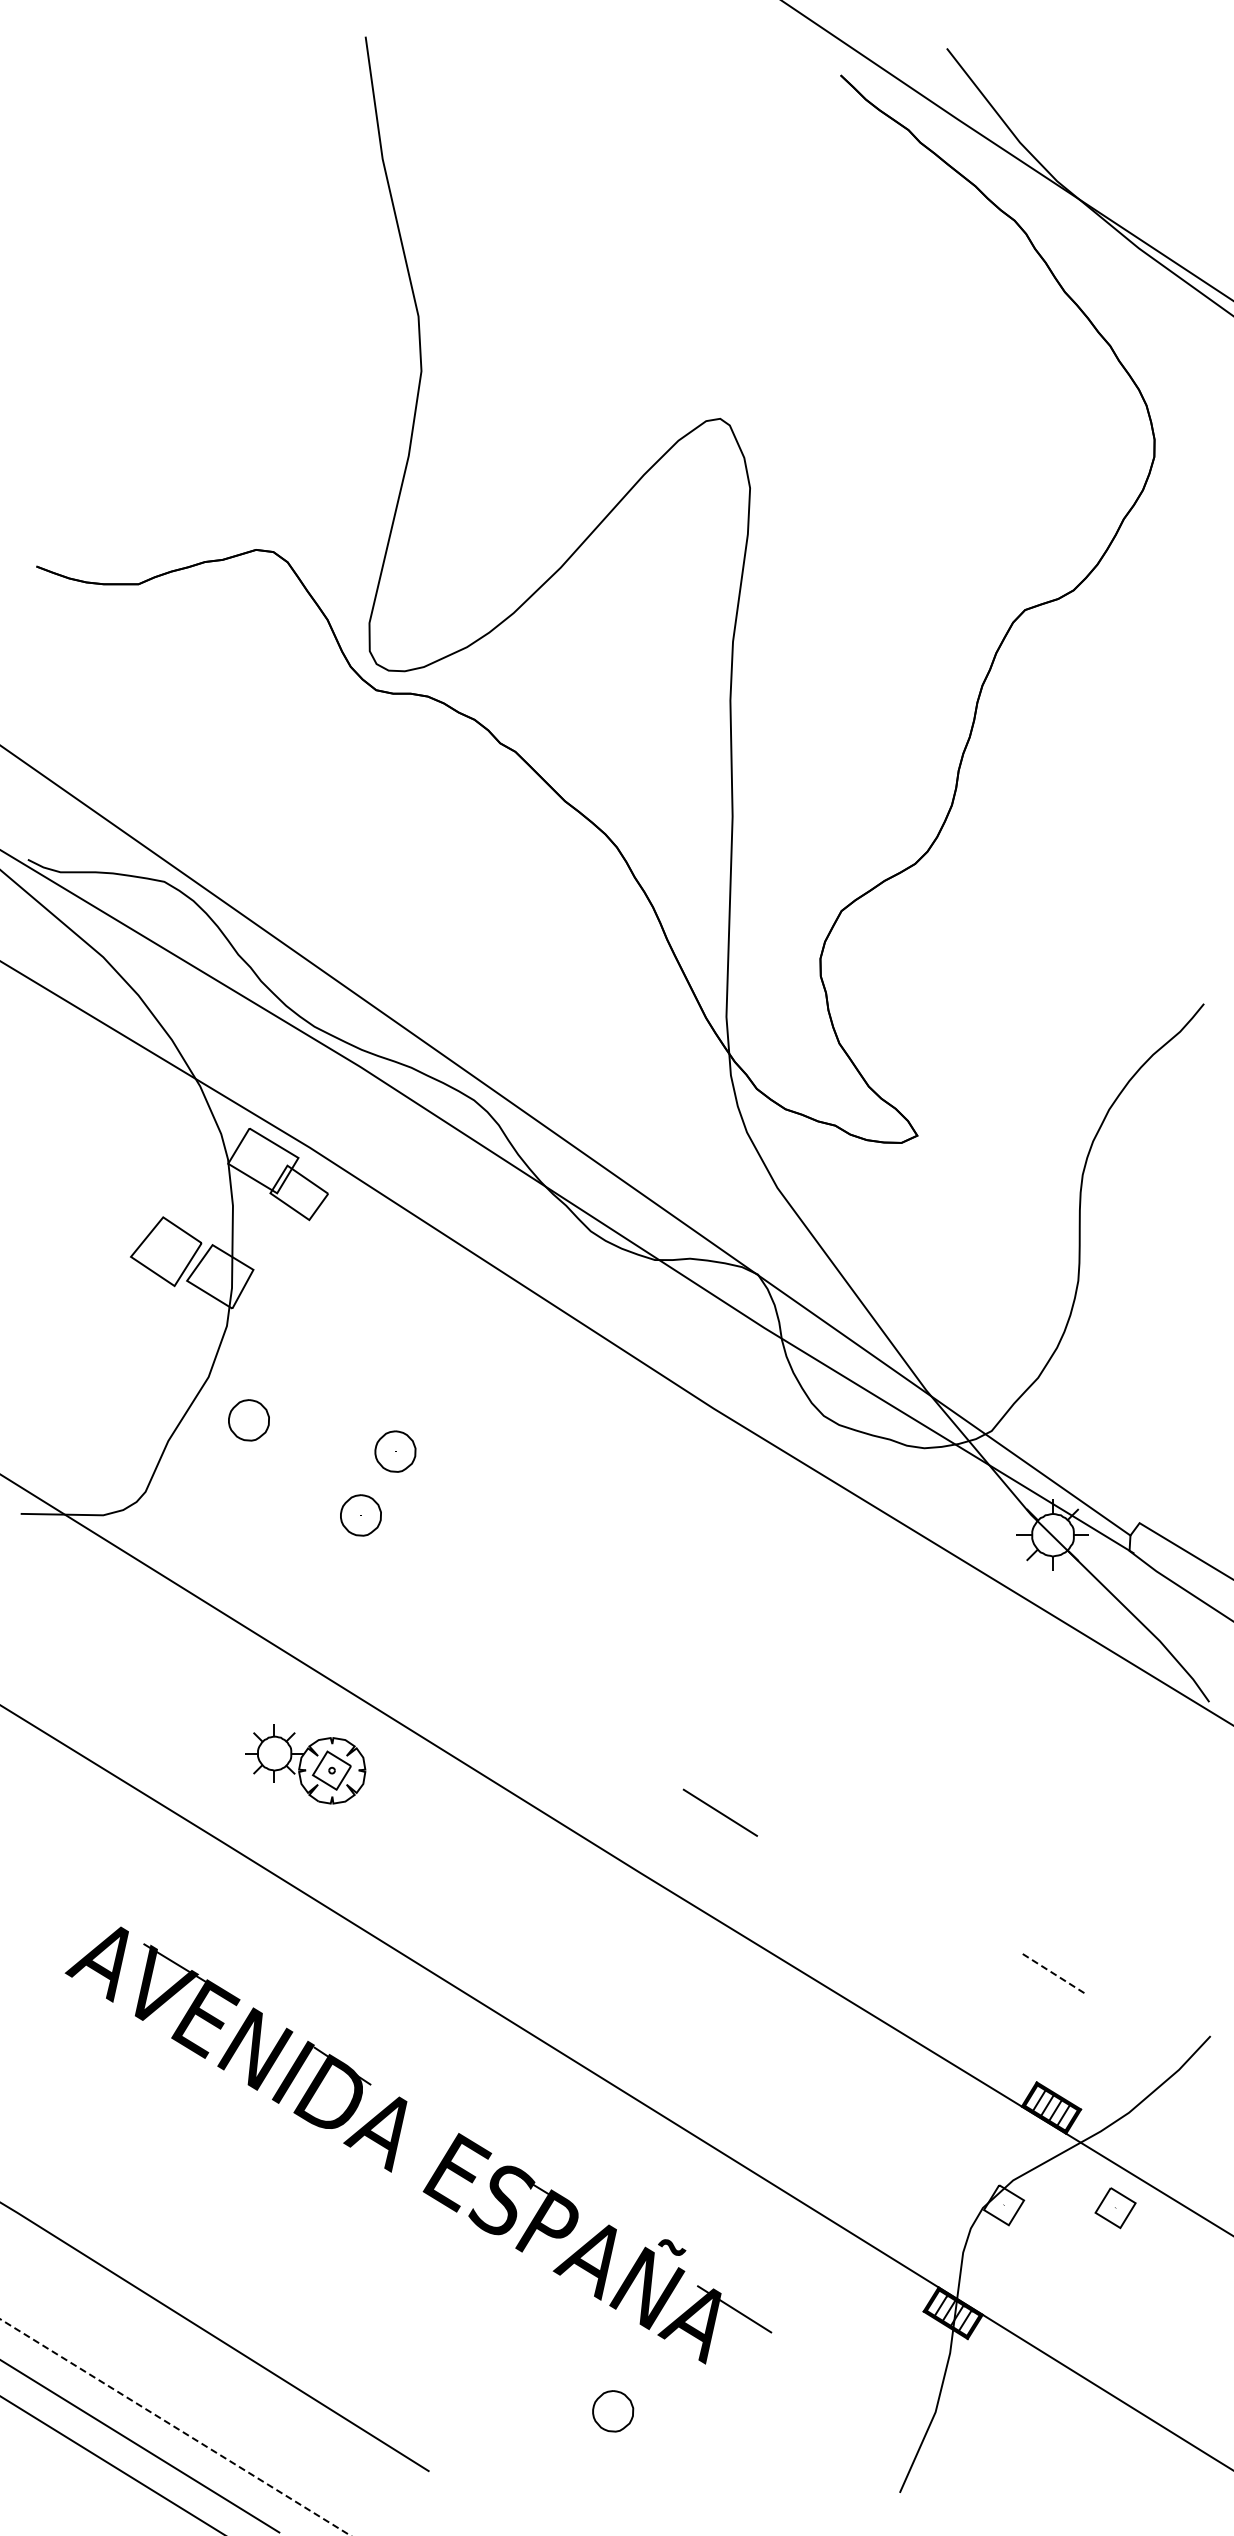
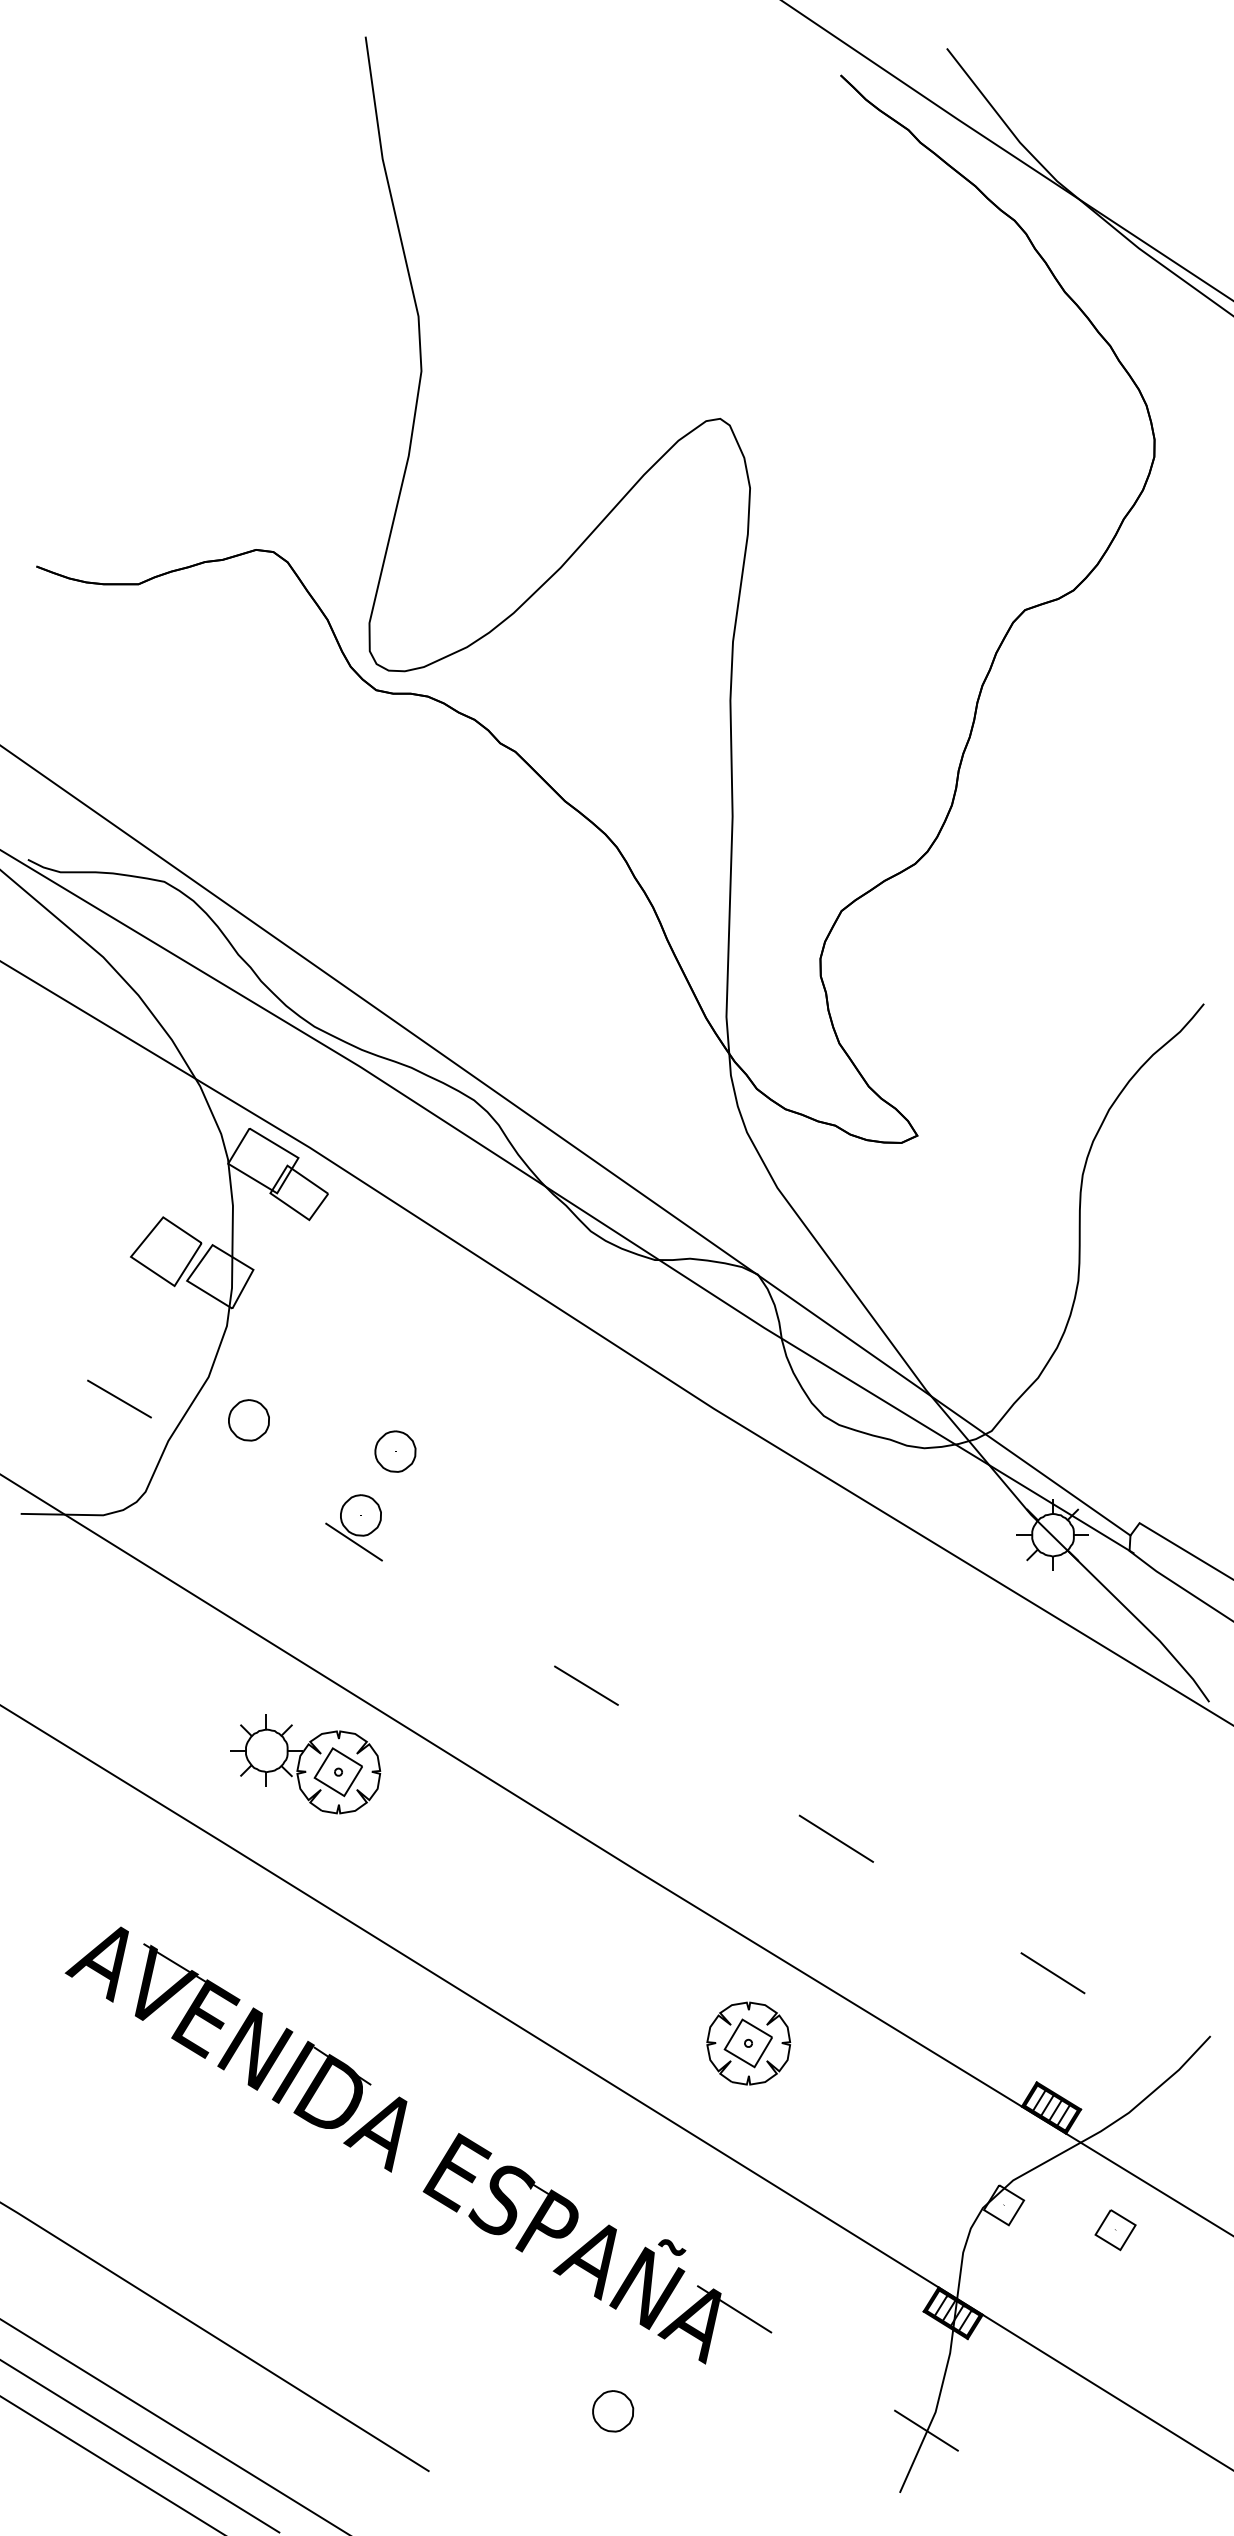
line: none -> present (119, 1398)
line: none -> present (353, 1541)
line: none -> present (586, 1685)
part size: 122x81 px -> 152x101 px (305, 1764)
line position: (719, 1812) -> (835, 1838) (835, 1838)
line: dashed -> solid (1052, 1972)
part: none -> present (748, 2043)
part position: (1115, 2208) -> (1115, 2230) (1115, 2230)
line: dashed -> solid (175, 2427)
line: none -> present (926, 2430)
